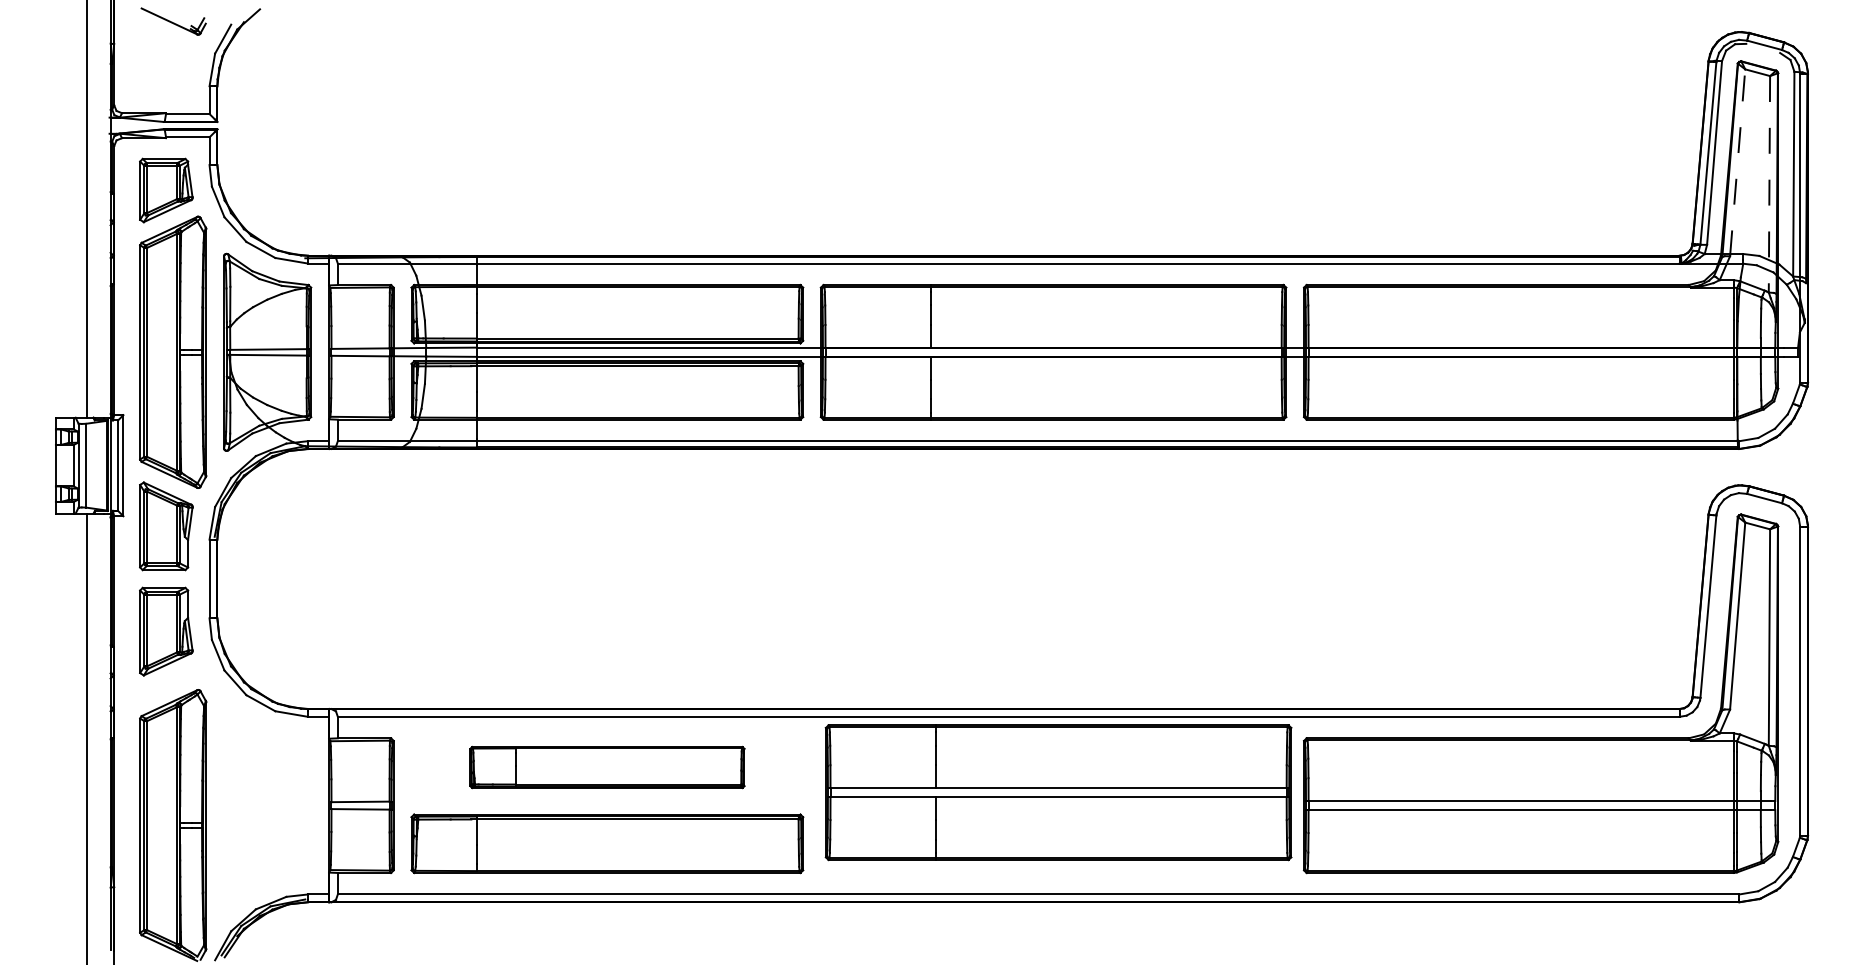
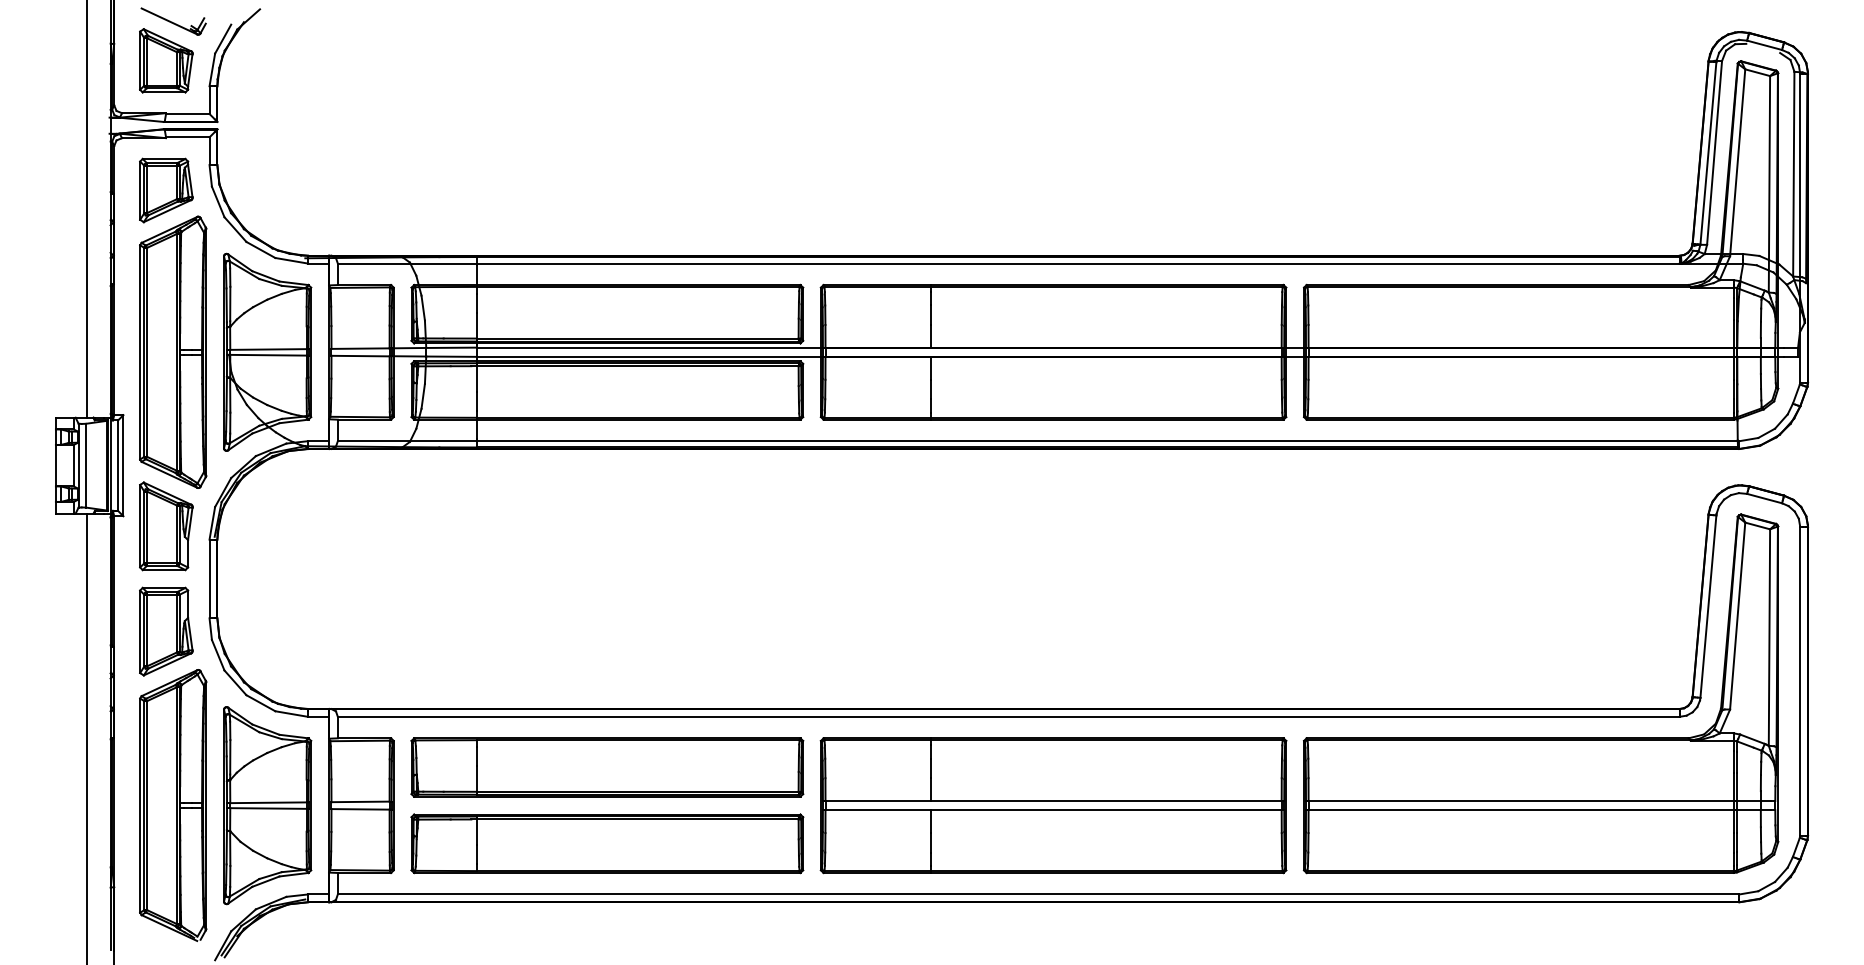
part: none -> present (166, 60)
line: dashed -> solid (1737, 162)
line: dashed -> solid (1769, 184)
part size: 277x45 px -> 395x61 px (607, 767)
part position: (1058, 792) -> (1053, 805) (1053, 805)
part: none -> present (267, 805)
part position: (173, 825) -> (173, 805) (173, 805)
